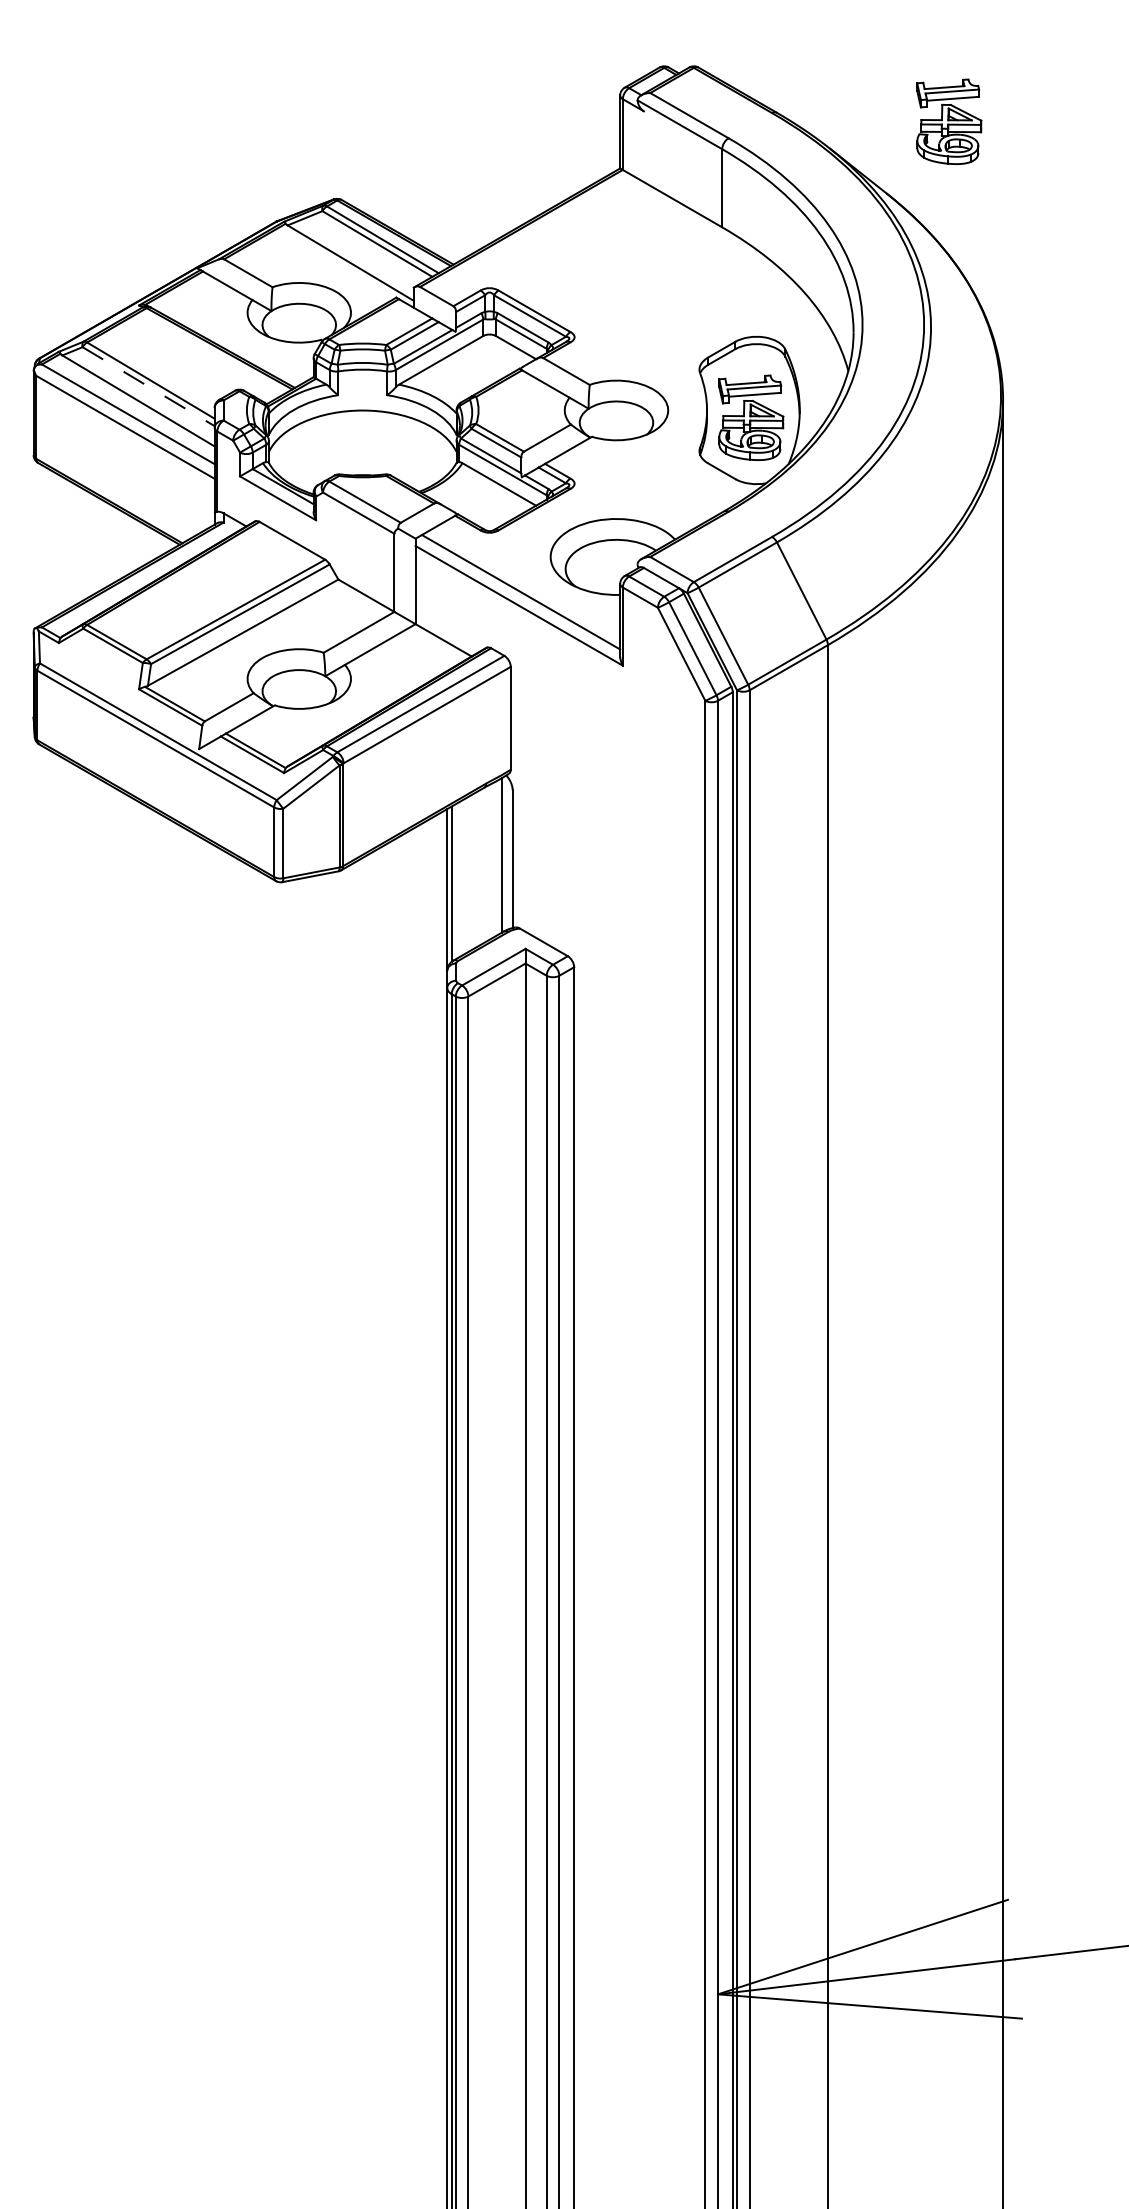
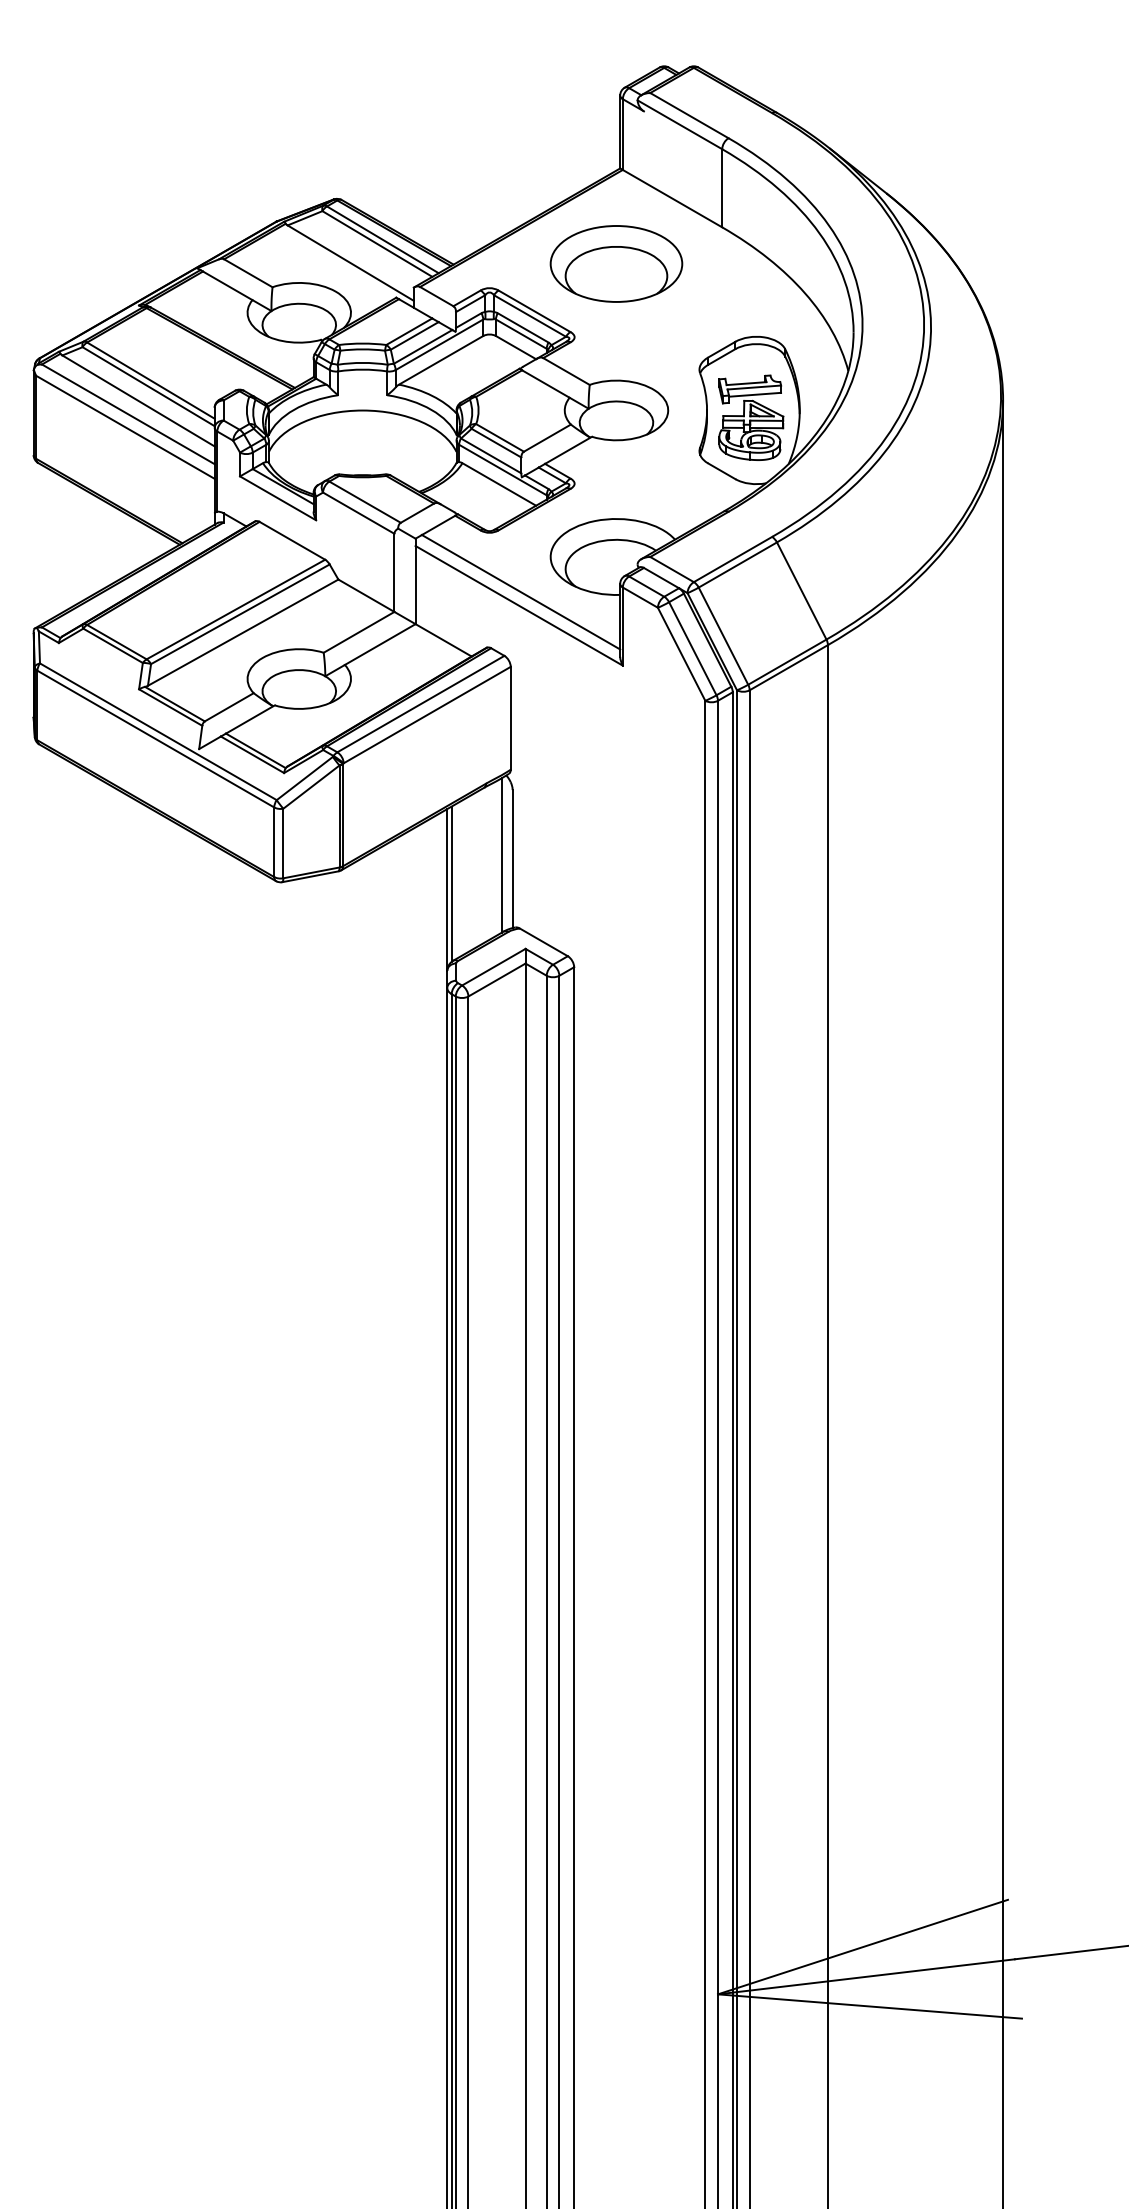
part: present -> none (949, 121)
part: none -> present (616, 263)
line: dashed -> solid (148, 386)
